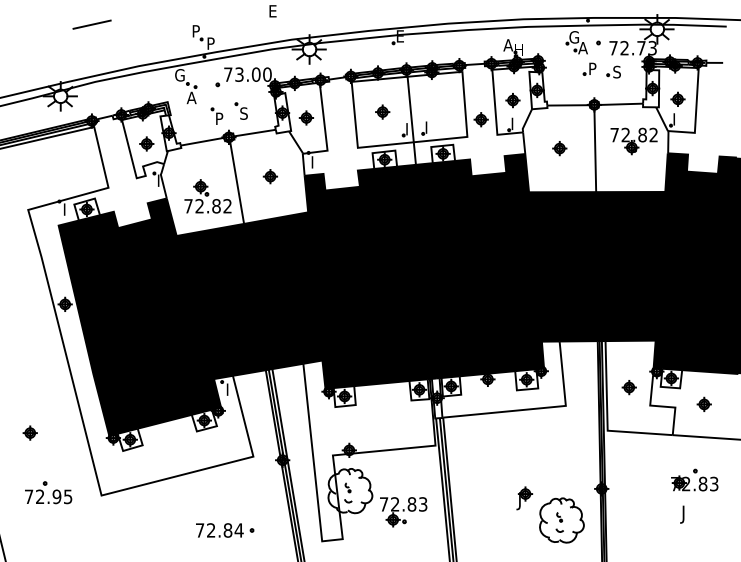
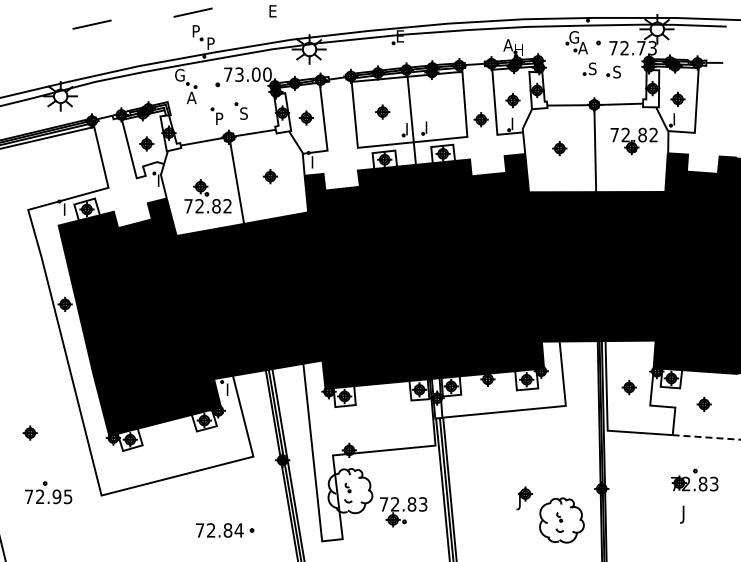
line: none -> present (192, 12)
text: P -> S (592, 68)
line: solid -> dashed (706, 437)
